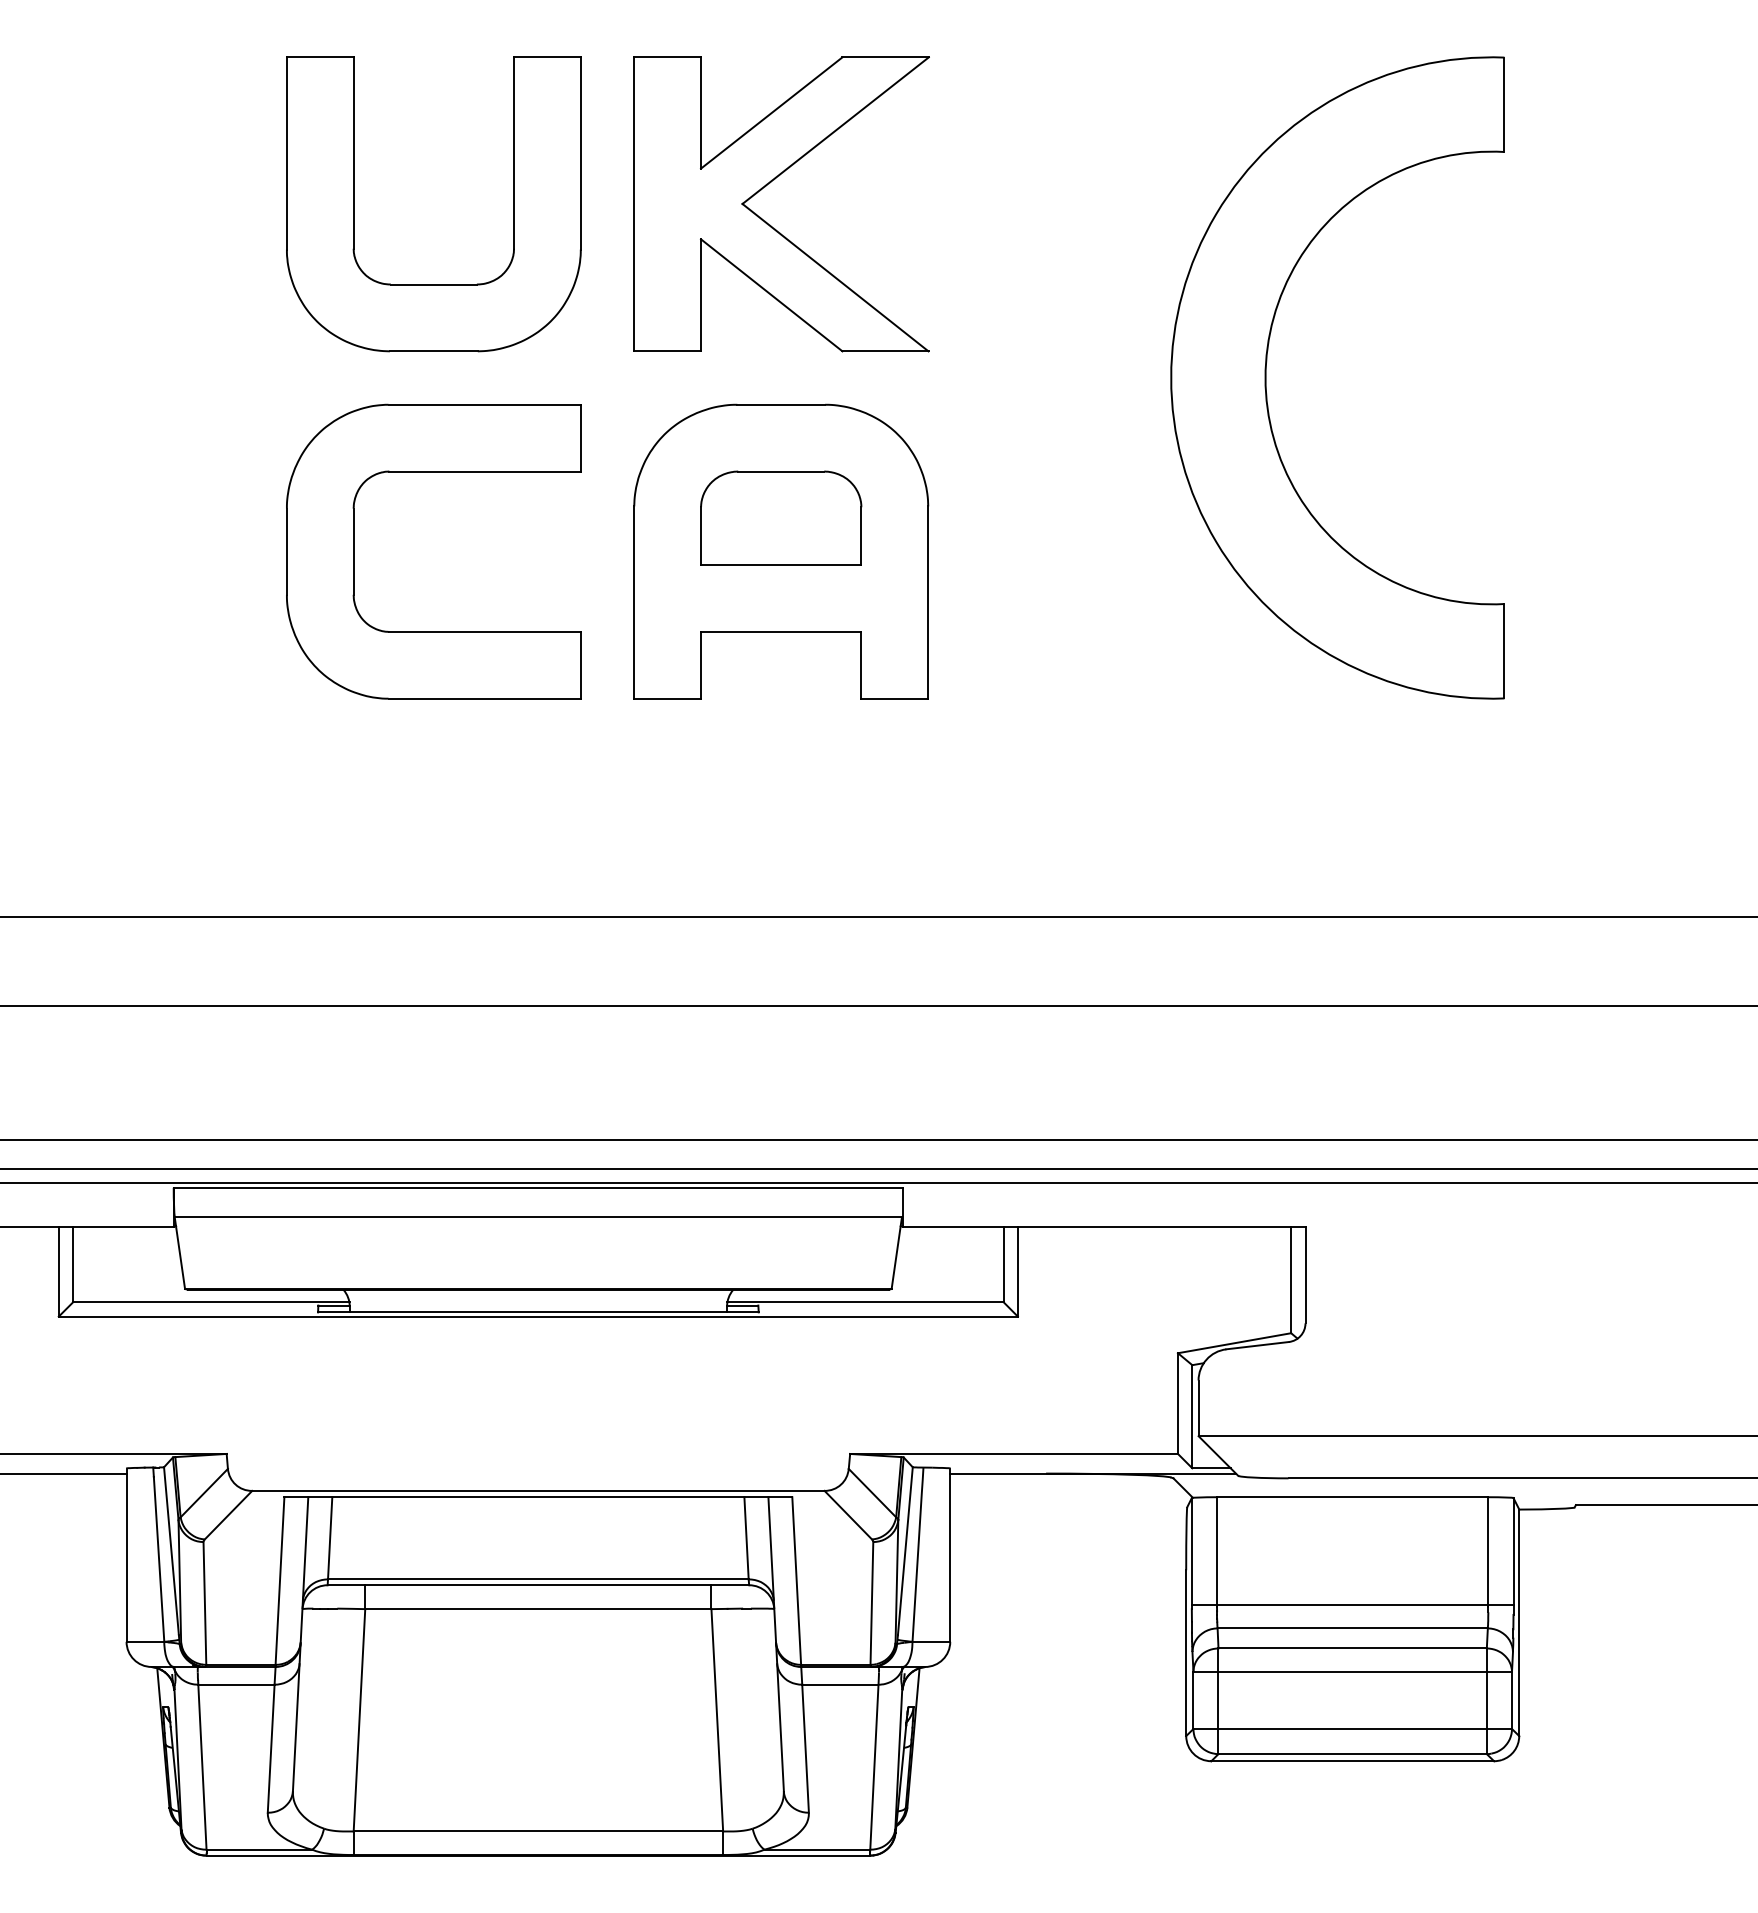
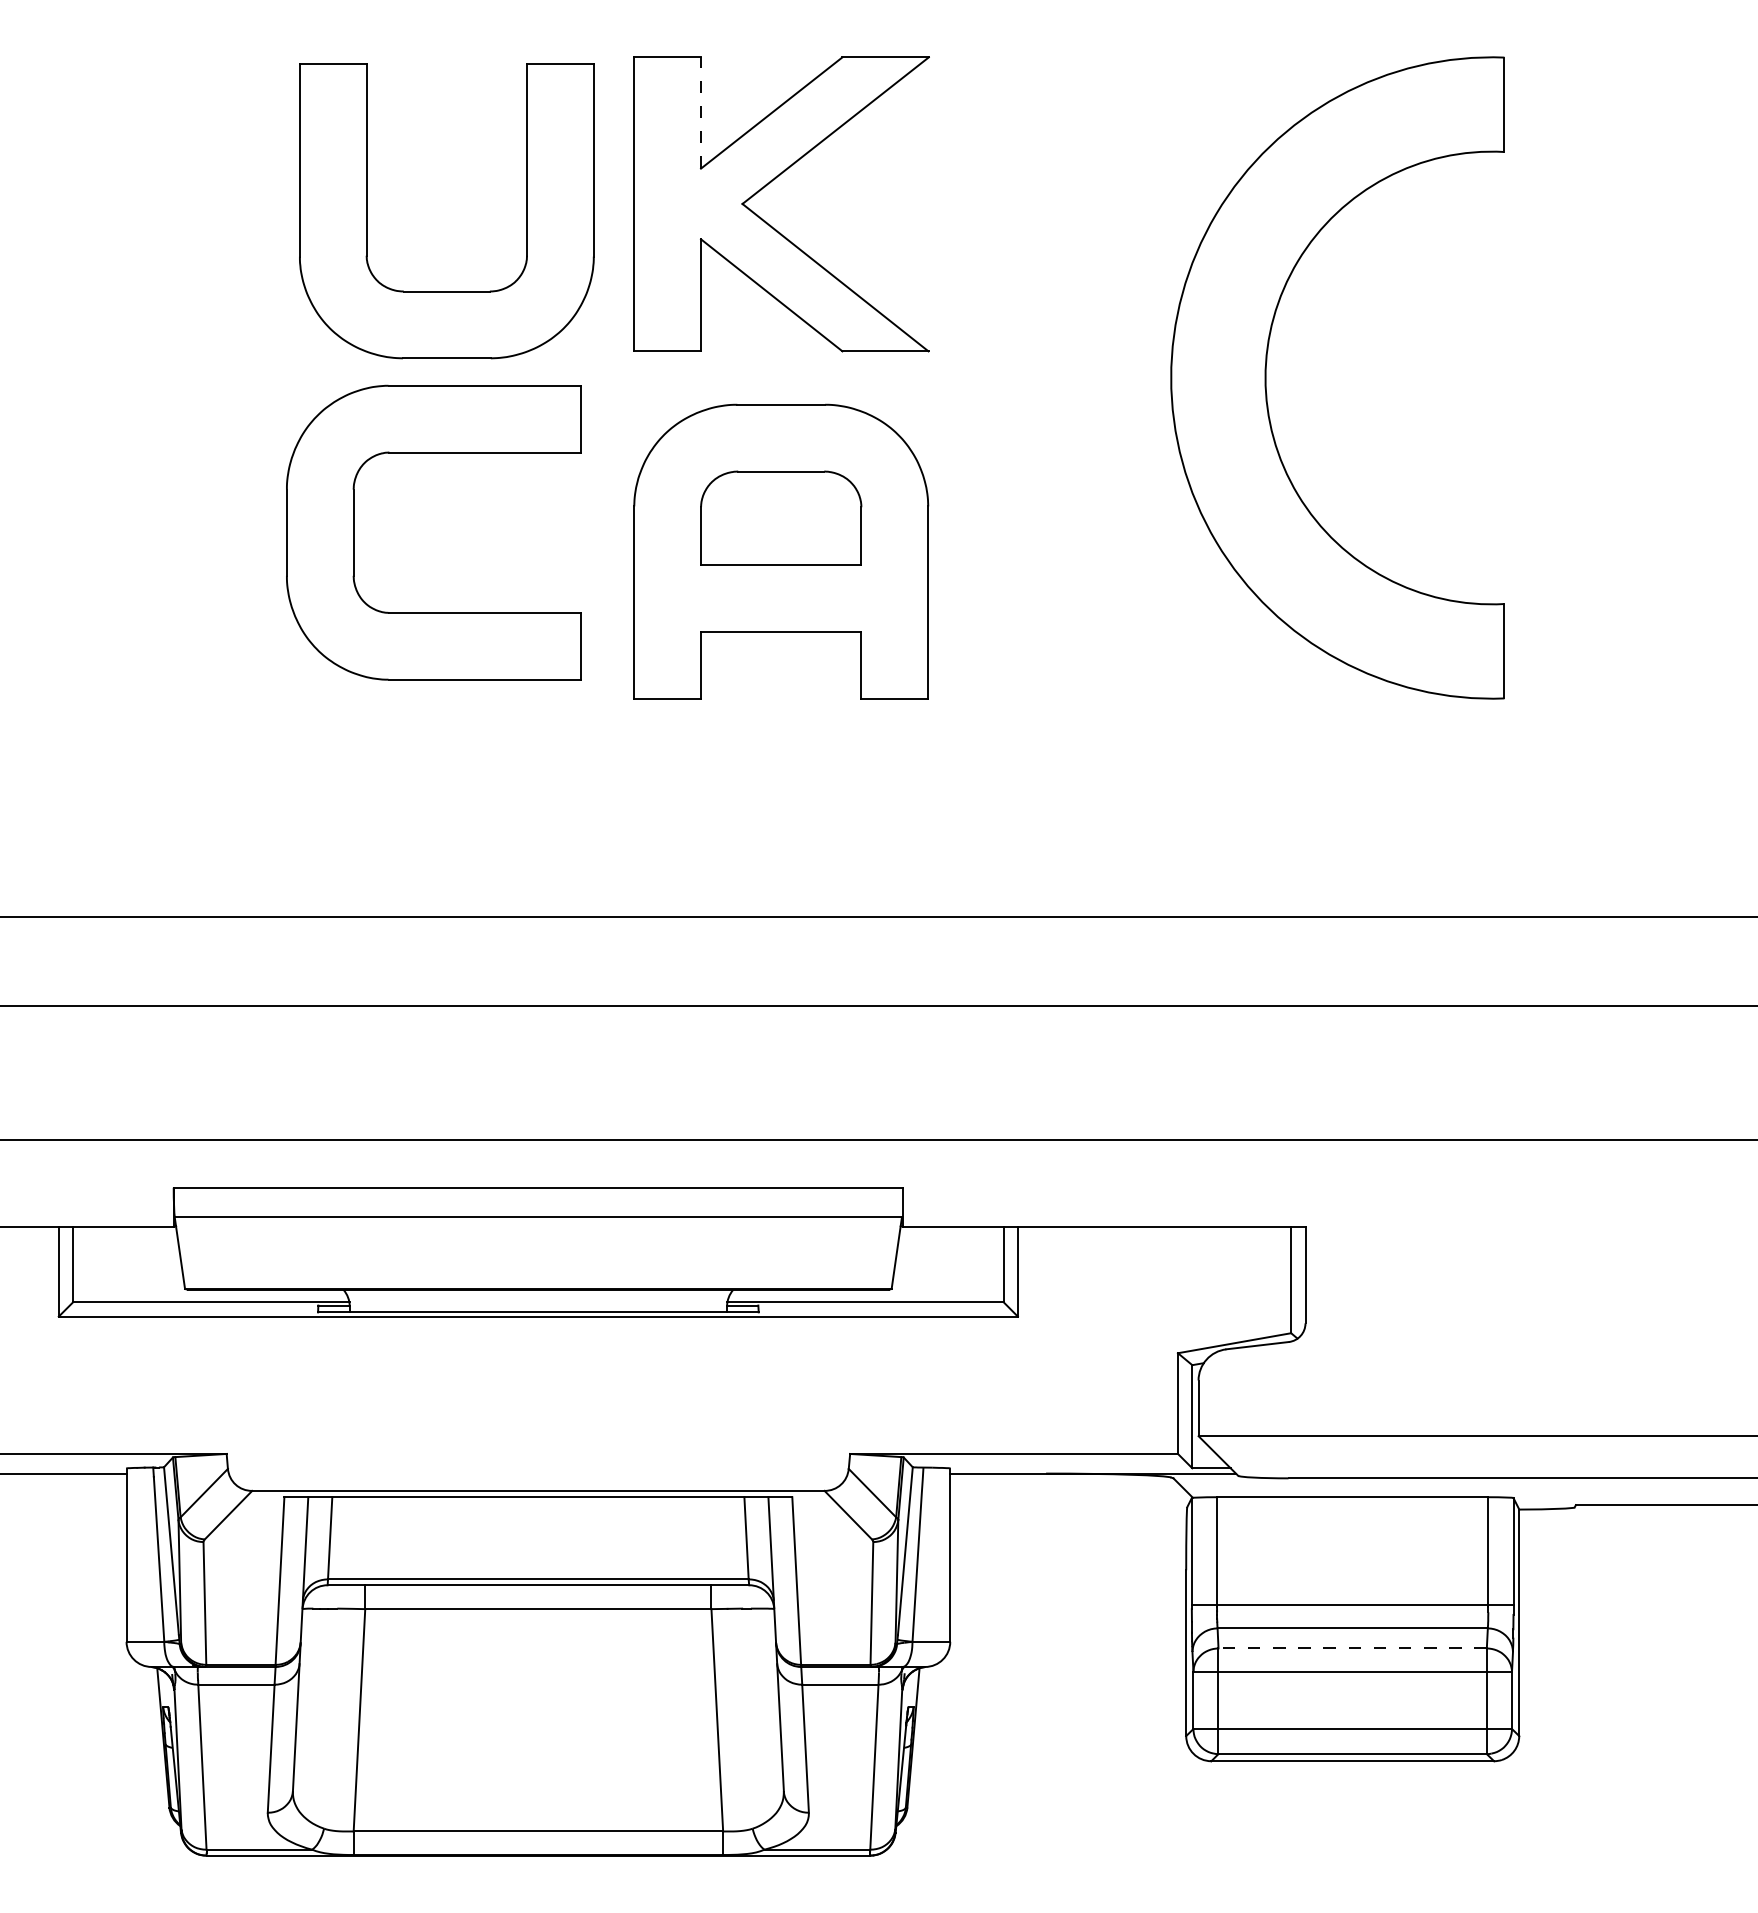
line: solid -> dashed (701, 112)
part position: (354, 204) -> (367, 211) (367, 211)
part position: (433, 472) -> (433, 453) (433, 453)
line: present -> none (878, 1169)
line: present -> none (878, 1182)
line: solid -> dashed (1352, 1648)
